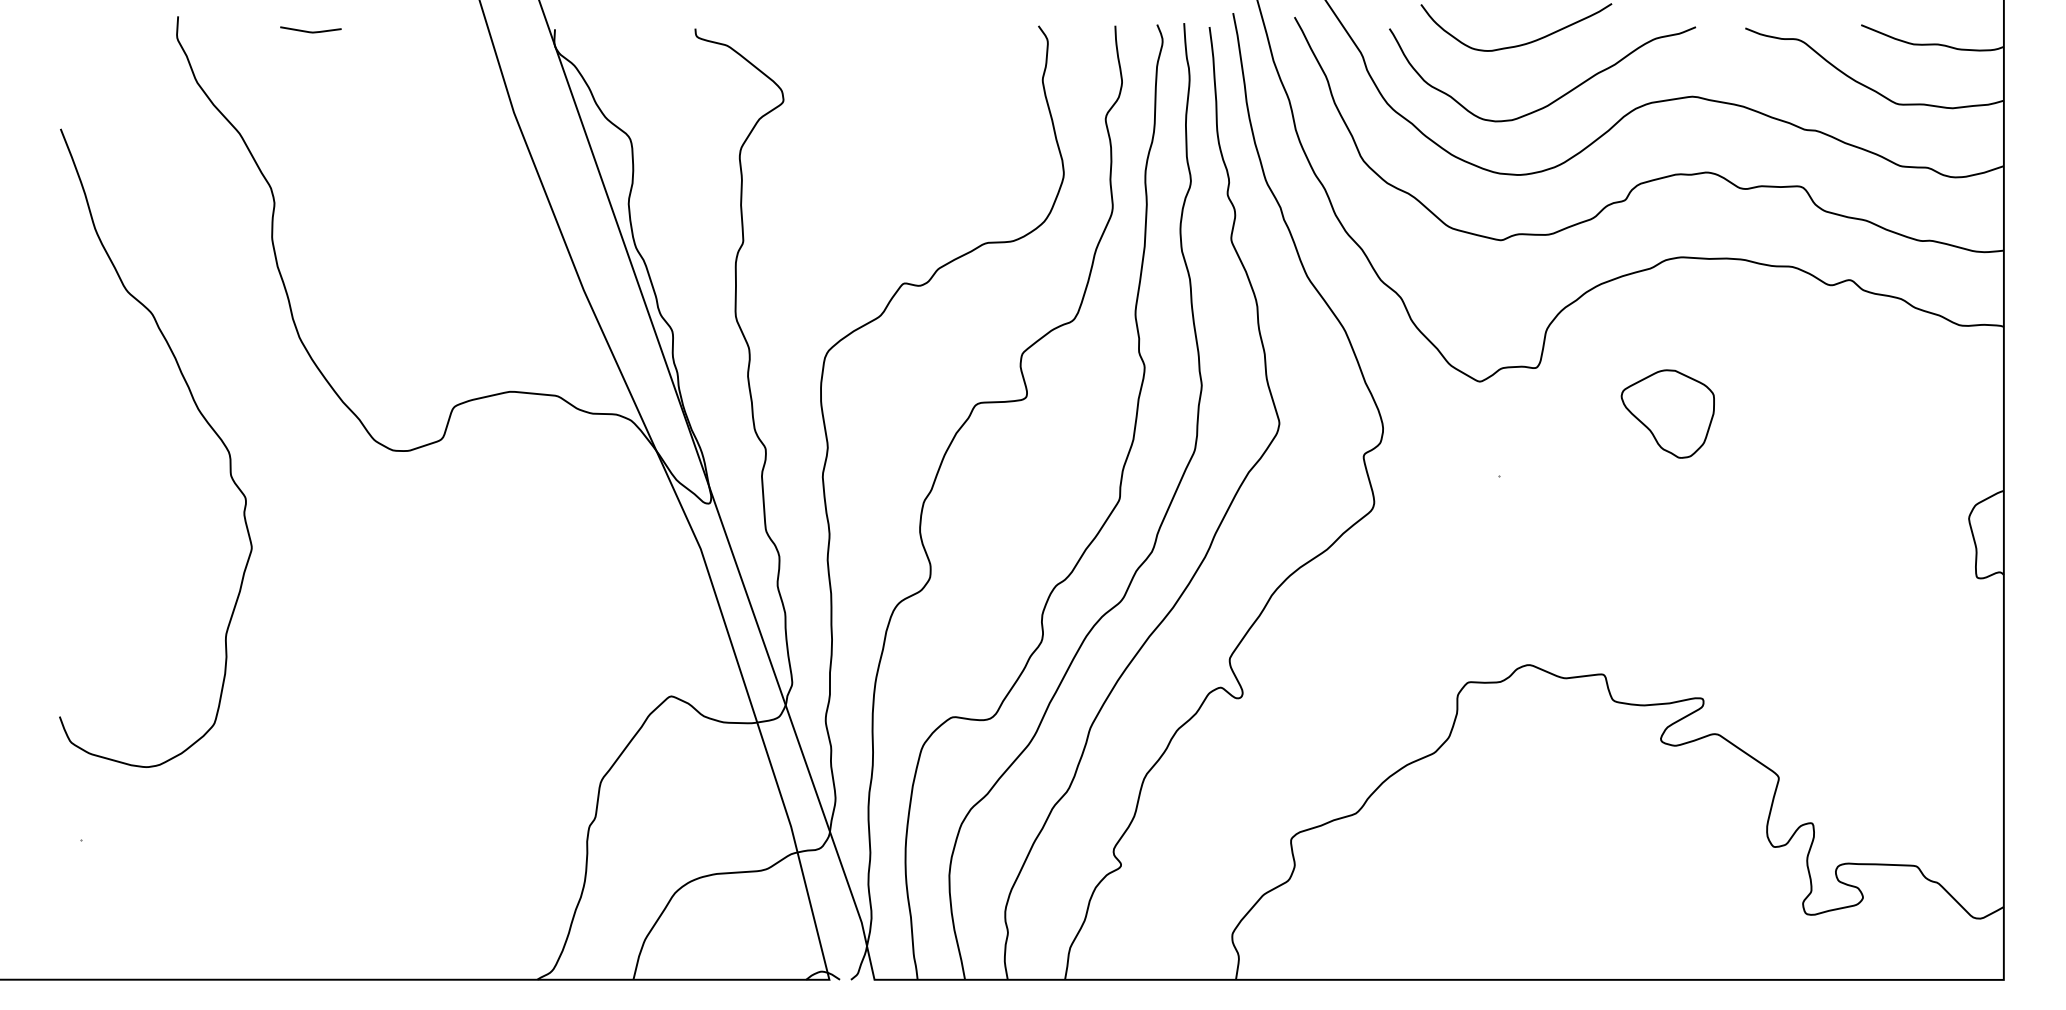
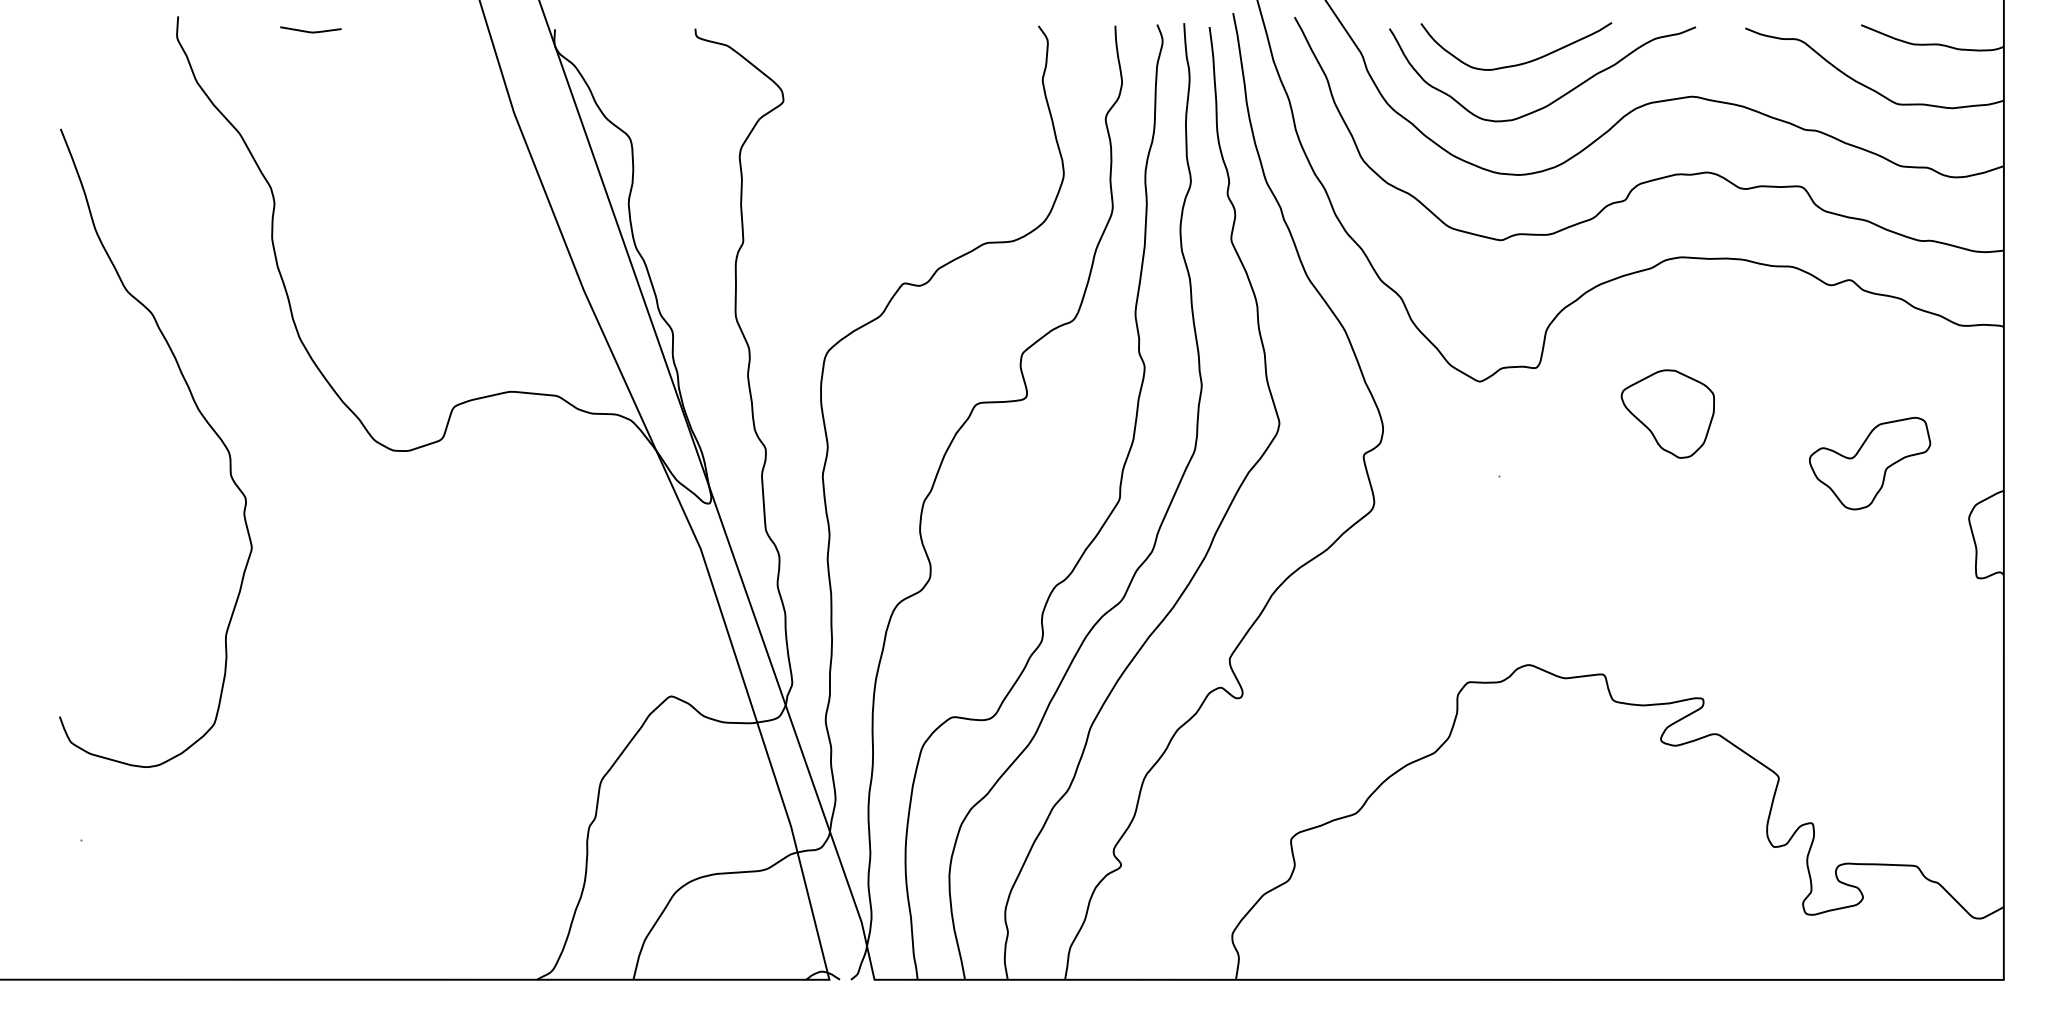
curve position: (1519, 44) -> (1519, 63) (1519, 63)
part: none -> present (1870, 463)
